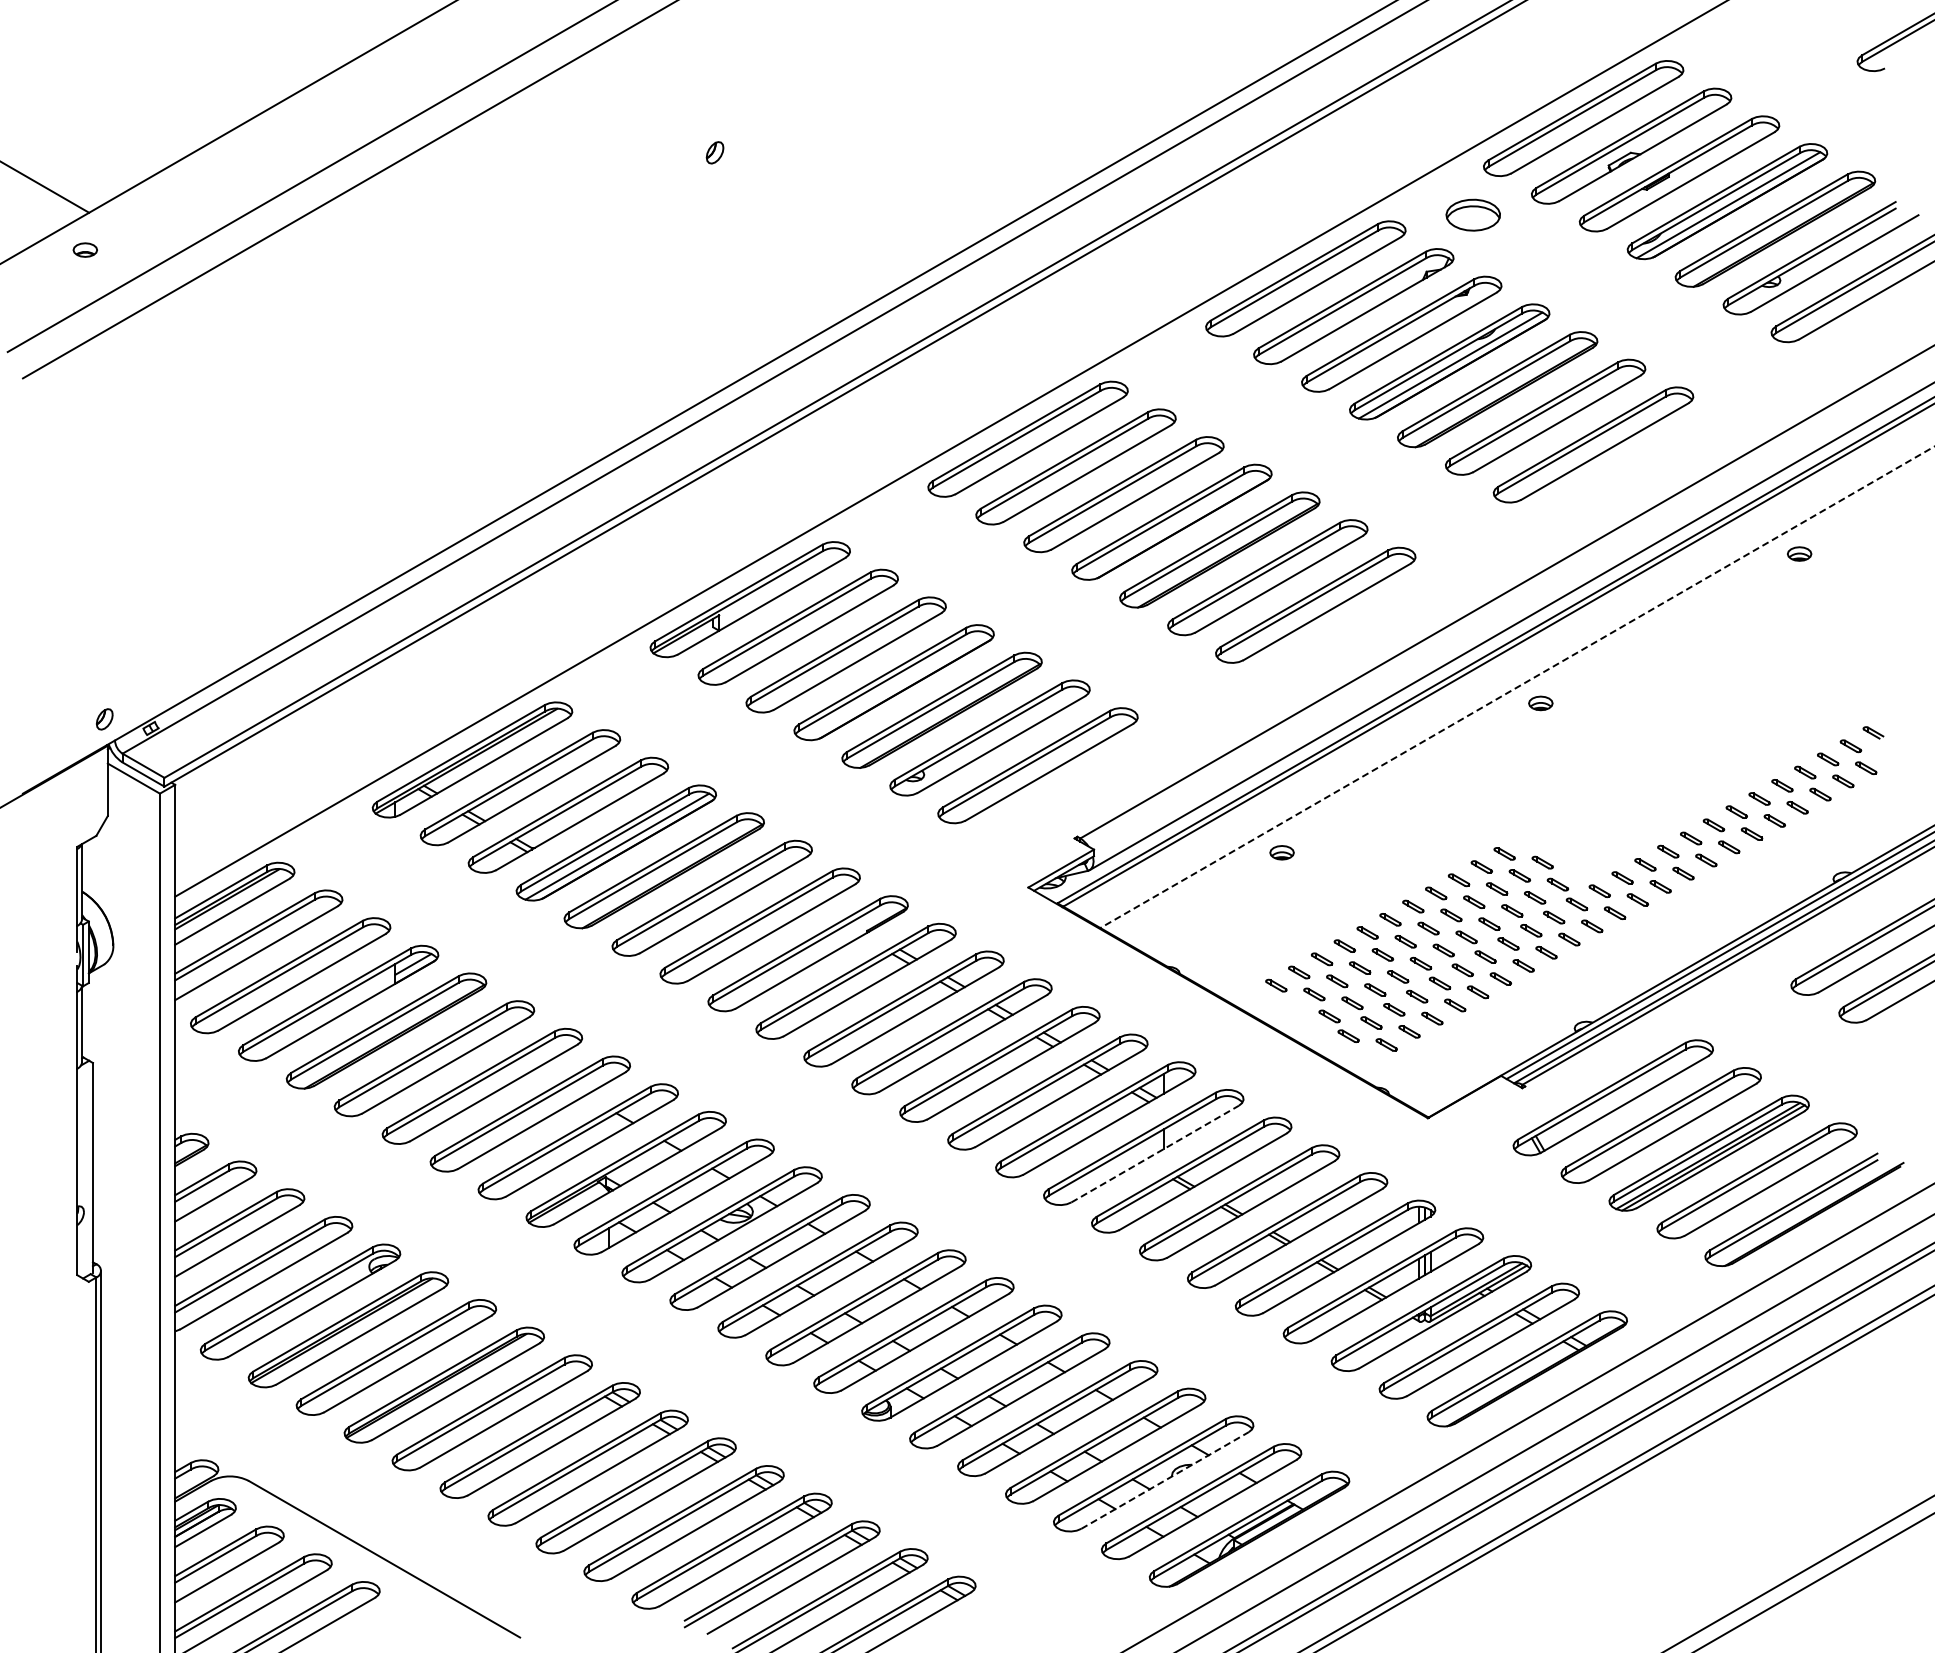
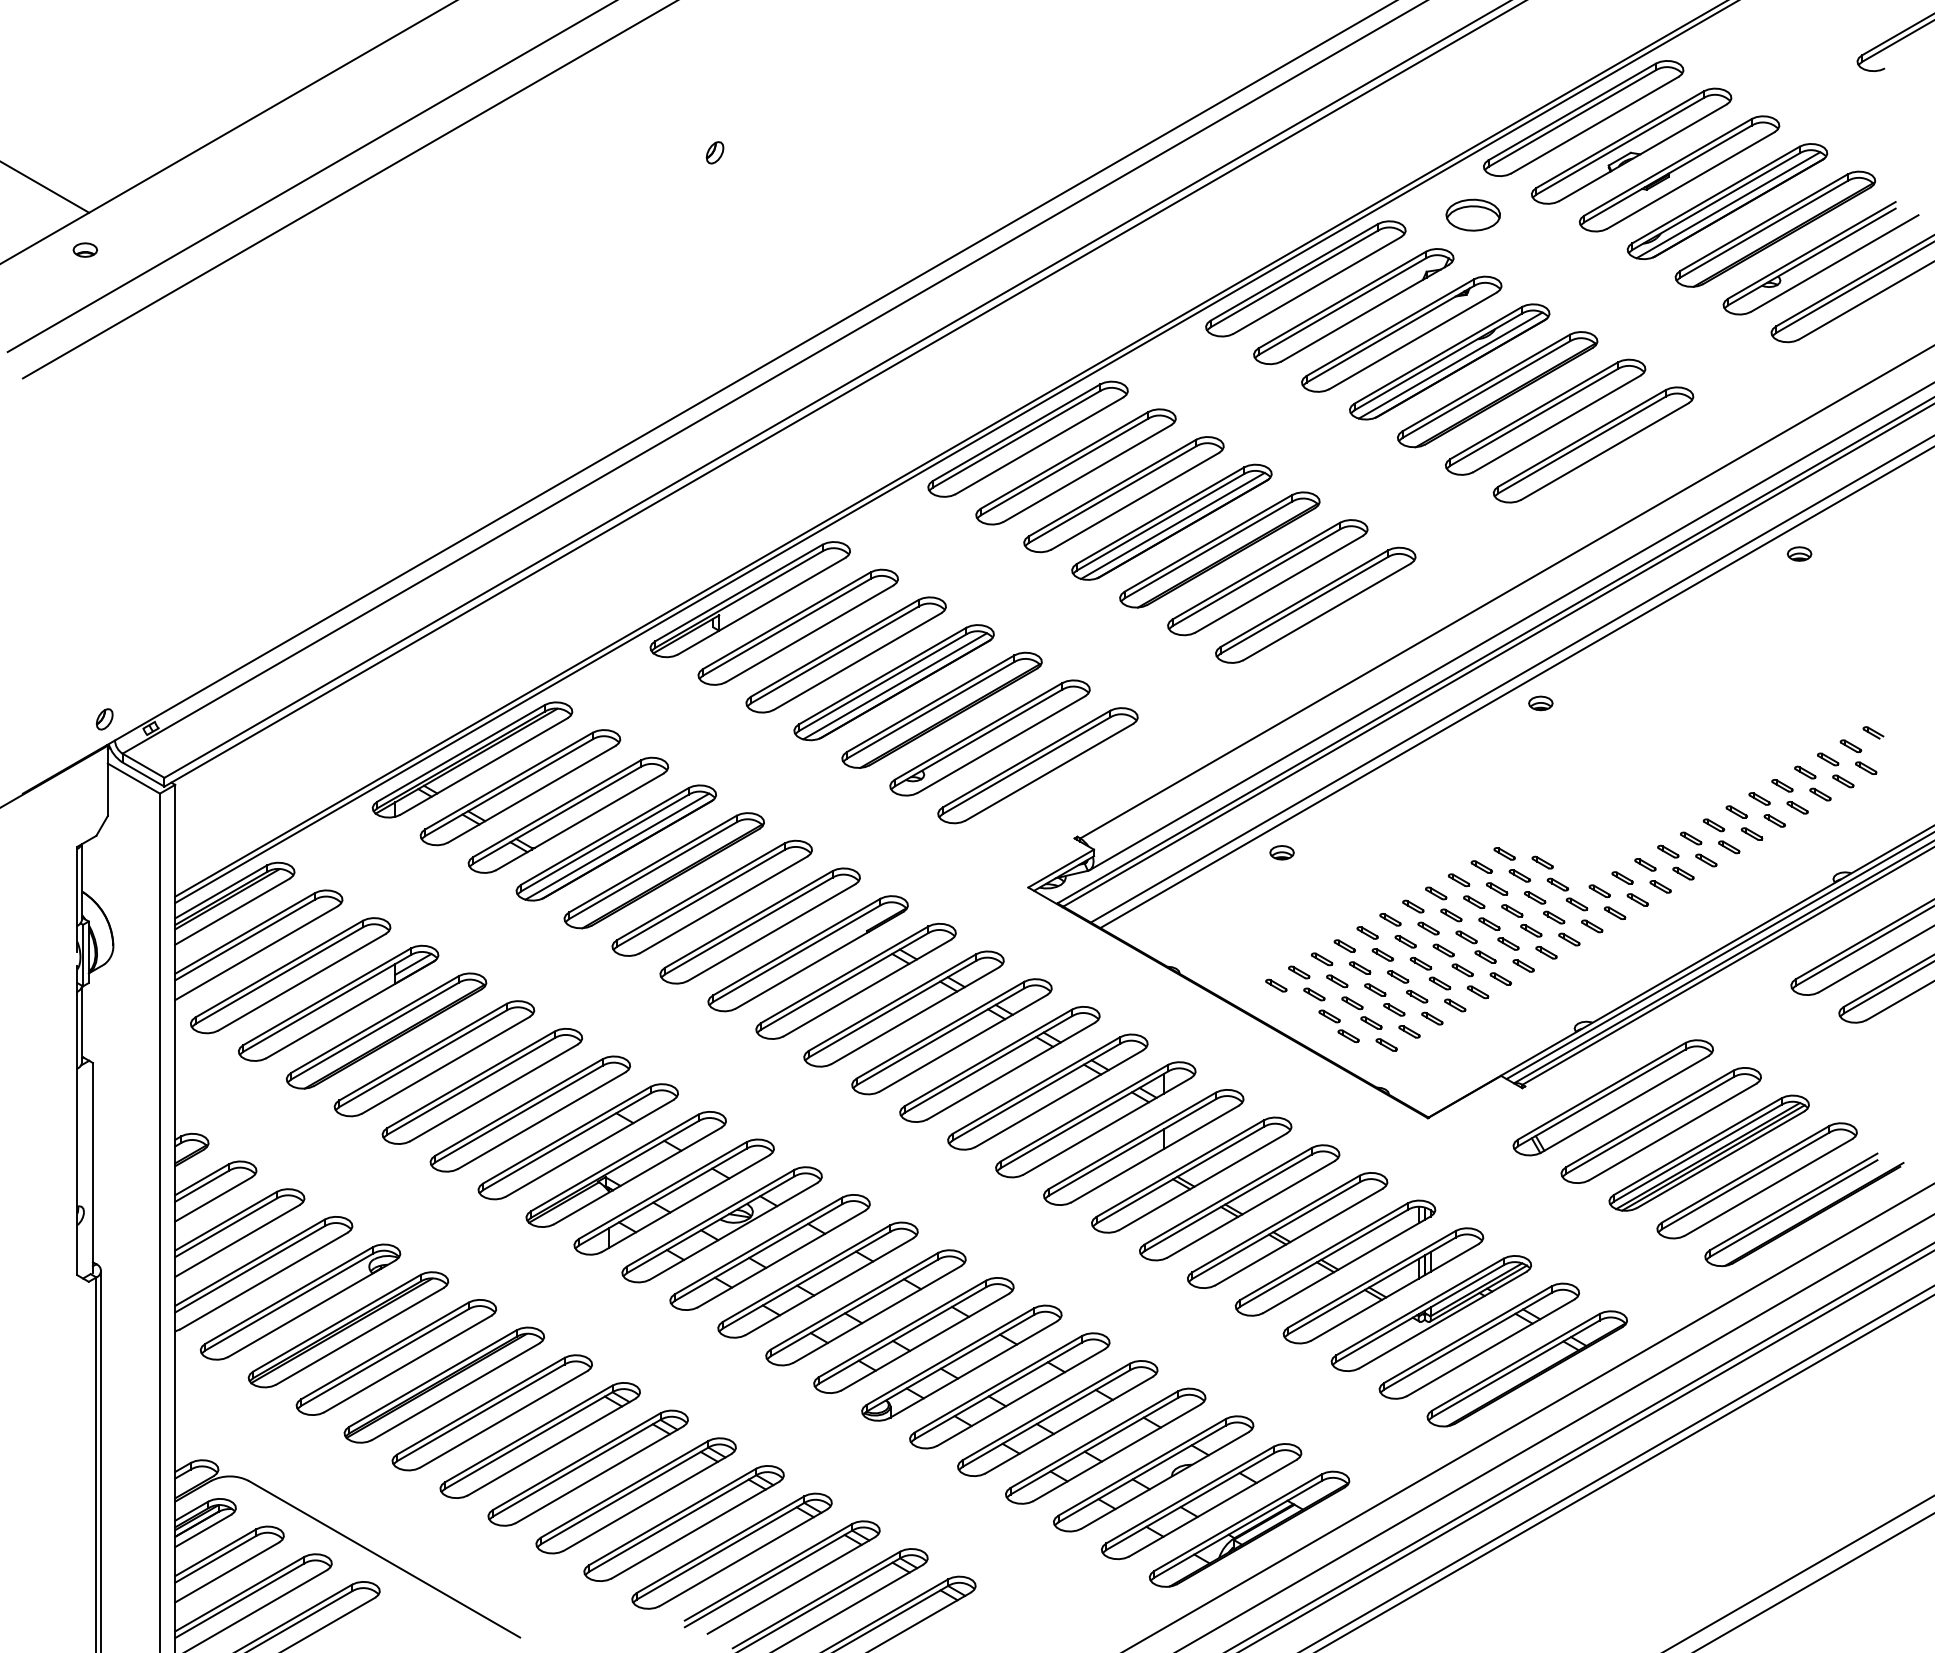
line: none -> present (955, 452)
line: none -> present (1172, 525)
line: none -> present (1510, 679)
line: none -> present (895, 686)
line: dashed -> solid (1516, 687)
line: dashed -> solid (1155, 1154)
line: dashed -> solid (1165, 1480)
